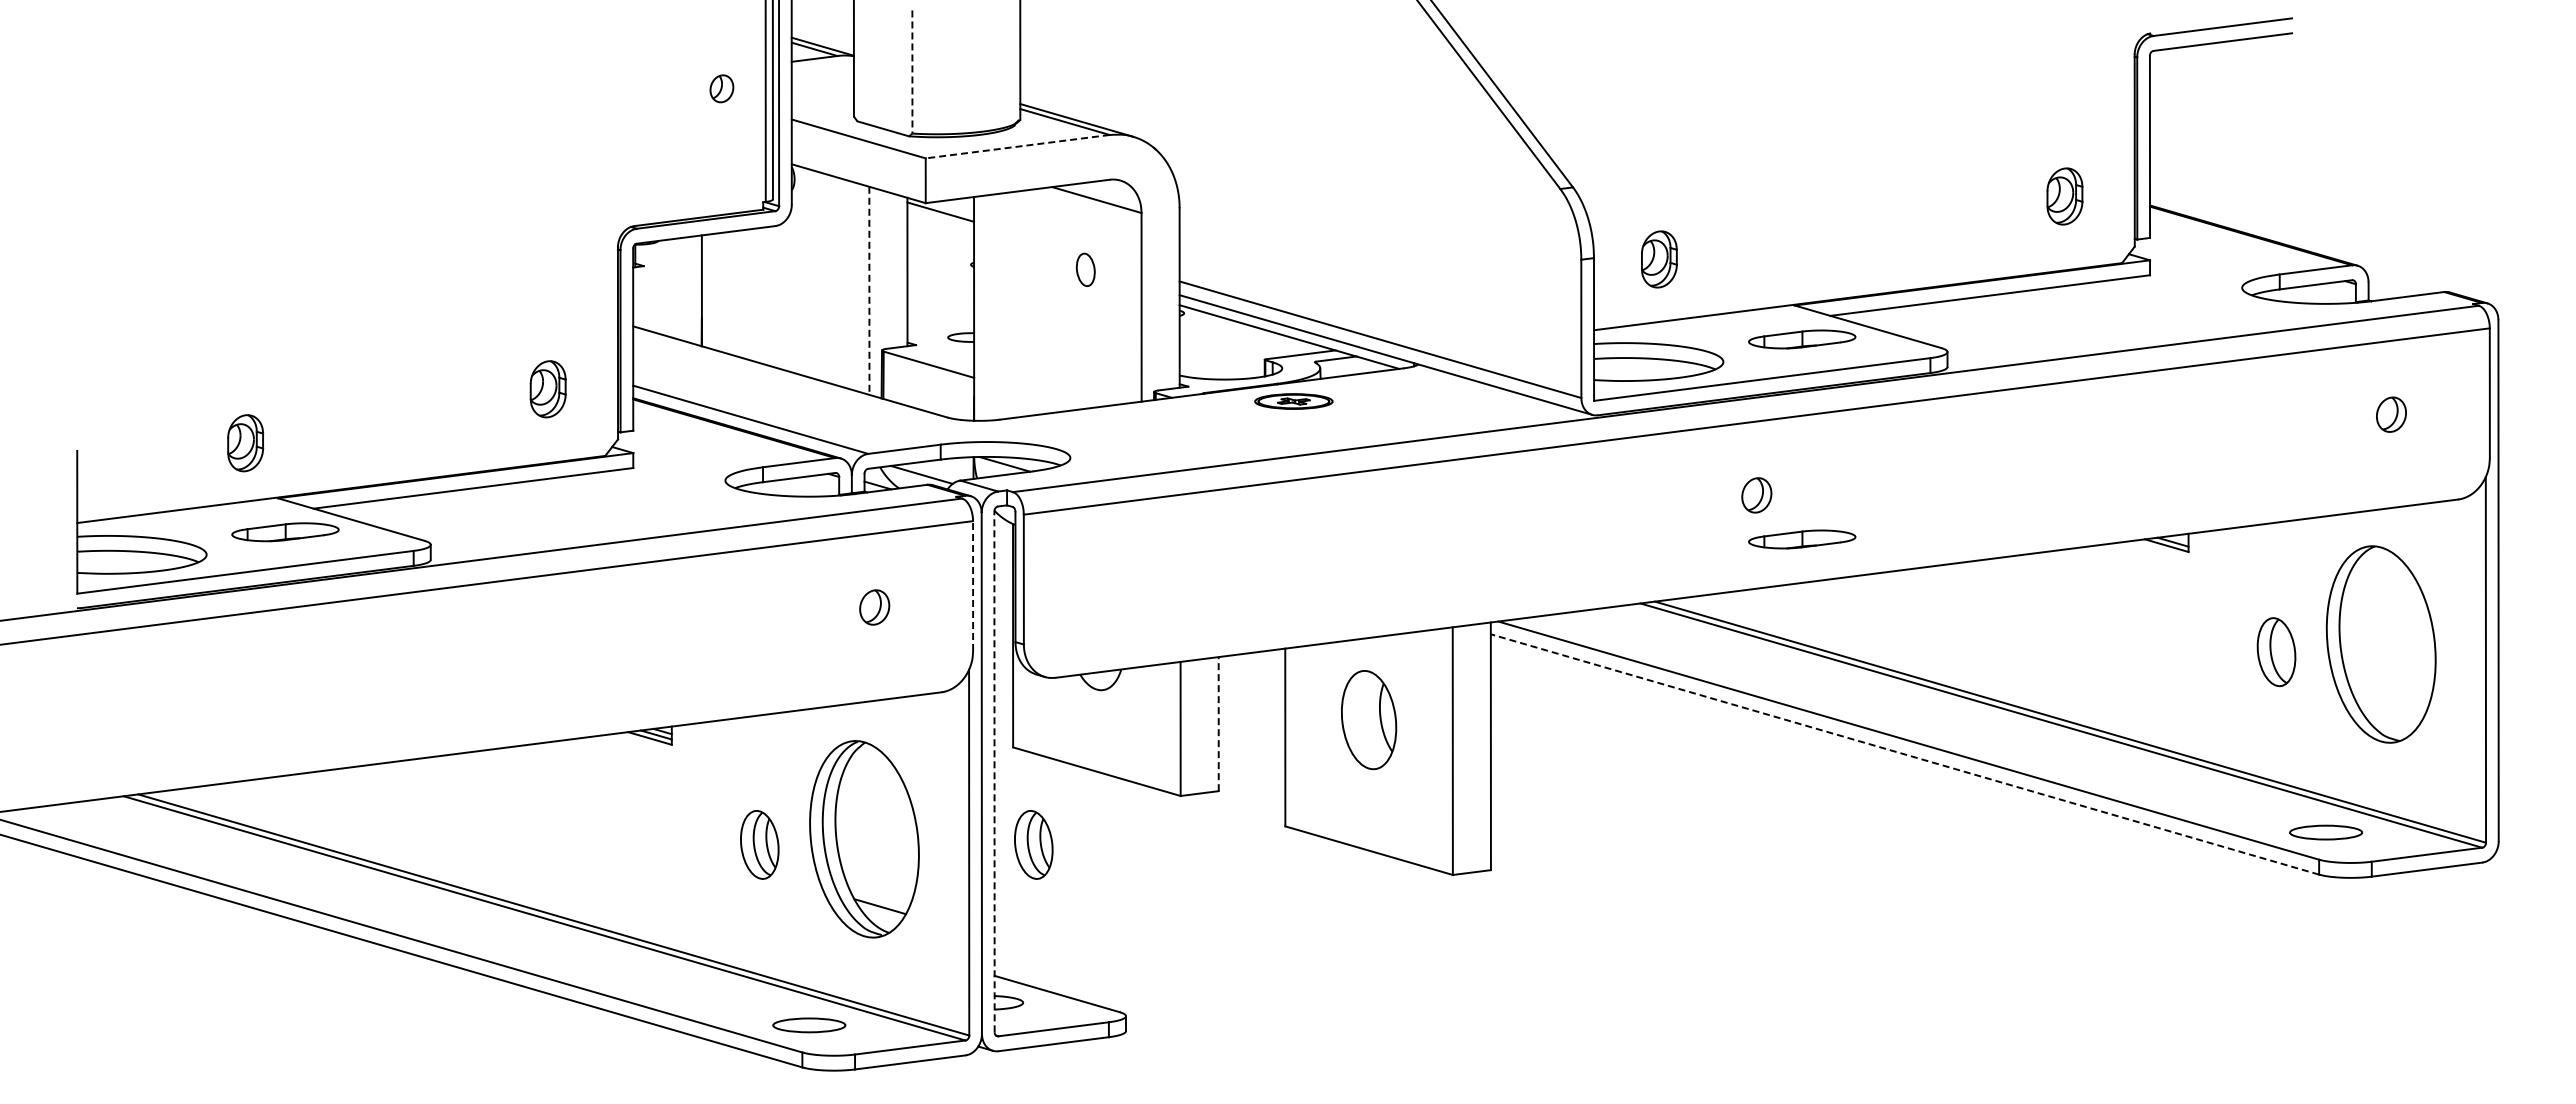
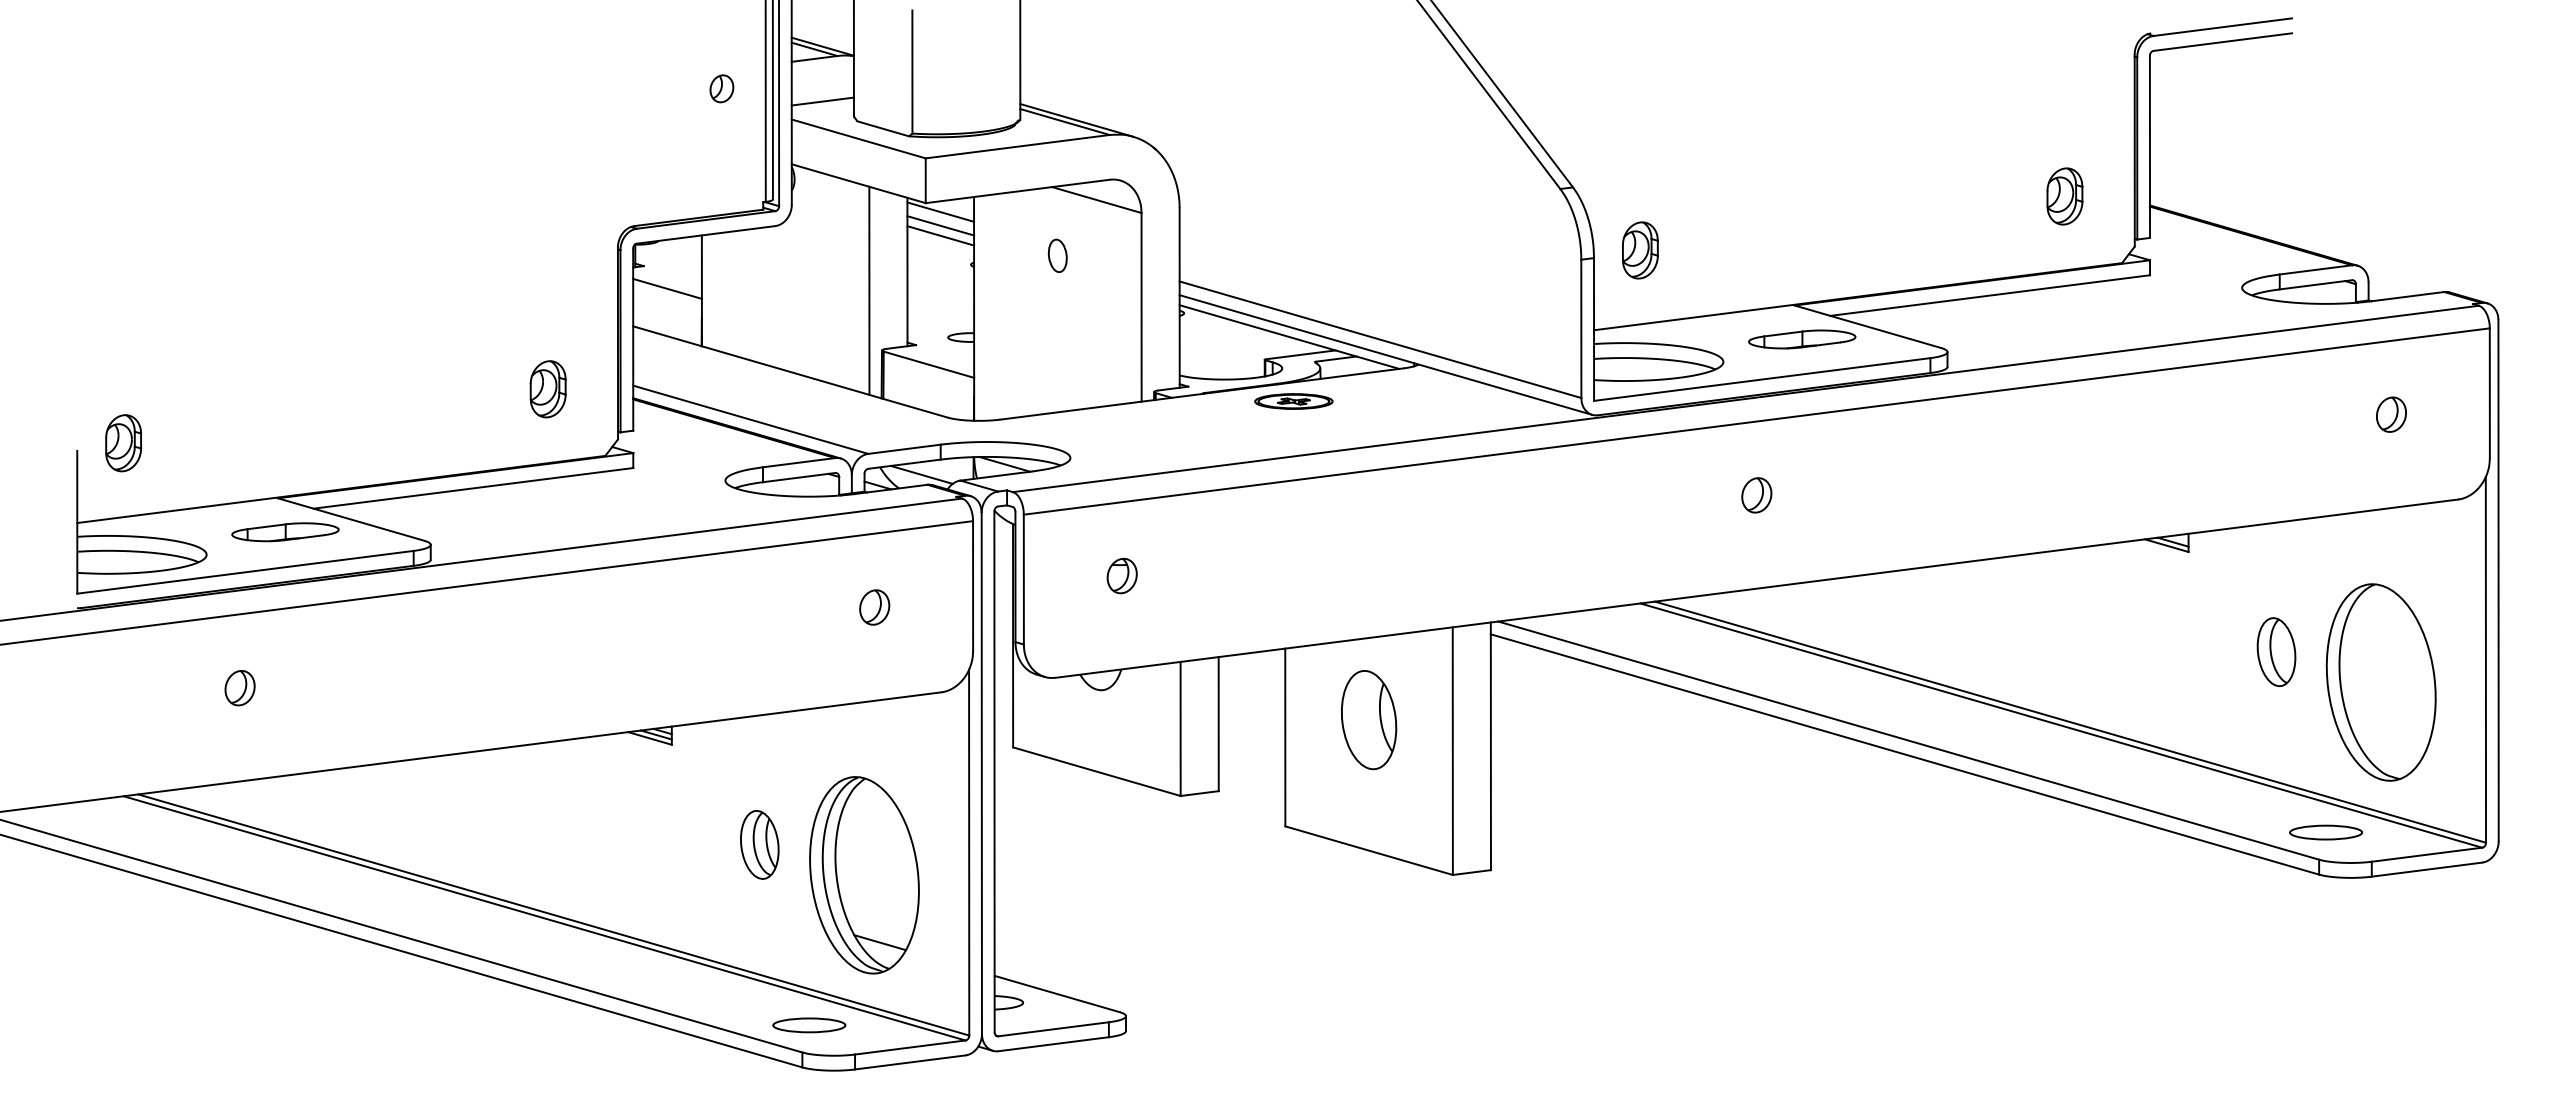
line: dashed -> solid (912, 72)
line: none -> present (822, 101)
line: dashed -> solid (1017, 146)
line: none -> present (940, 225)
line: none -> present (940, 235)
part position: (1659, 259) -> (1640, 250) (1640, 250)
part position: (1085, 269) -> (1057, 255) (1057, 255)
line: none -> present (667, 288)
line: dashed -> solid (869, 291)
part position: (245, 443) -> (123, 443) (123, 443)
part: present -> none (1802, 539)
part: none -> present (1121, 575)
line: dashed -> solid (973, 586)
part position: (2380, 644) -> (2380, 682) (2380, 682)
part: none -> present (239, 688)
line: dashed -> solid (1218, 723)
line: dashed -> solid (1904, 754)
line: dashed -> solid (994, 771)
part position: (864, 839) -> (864, 875) (864, 875)
part: present -> none (1033, 844)
